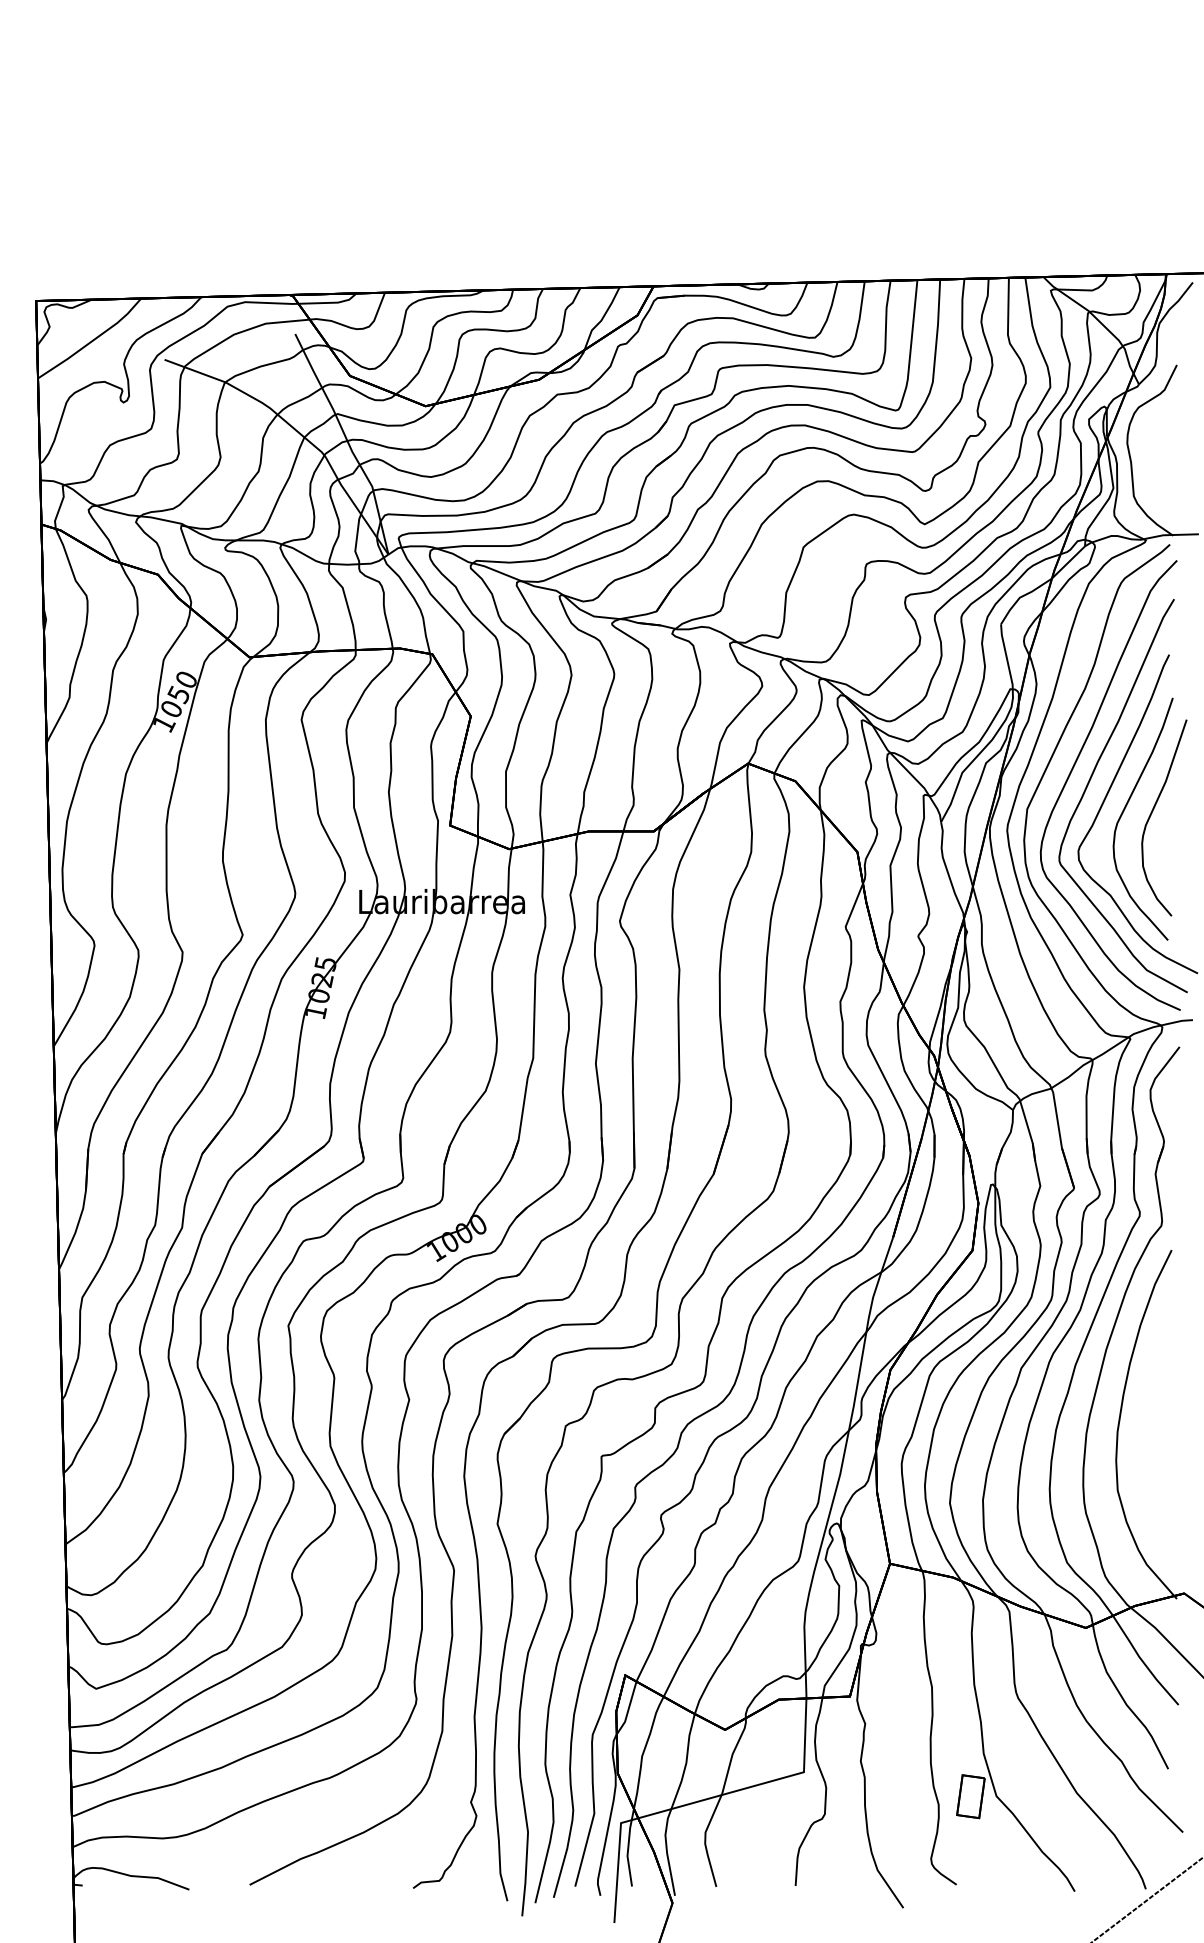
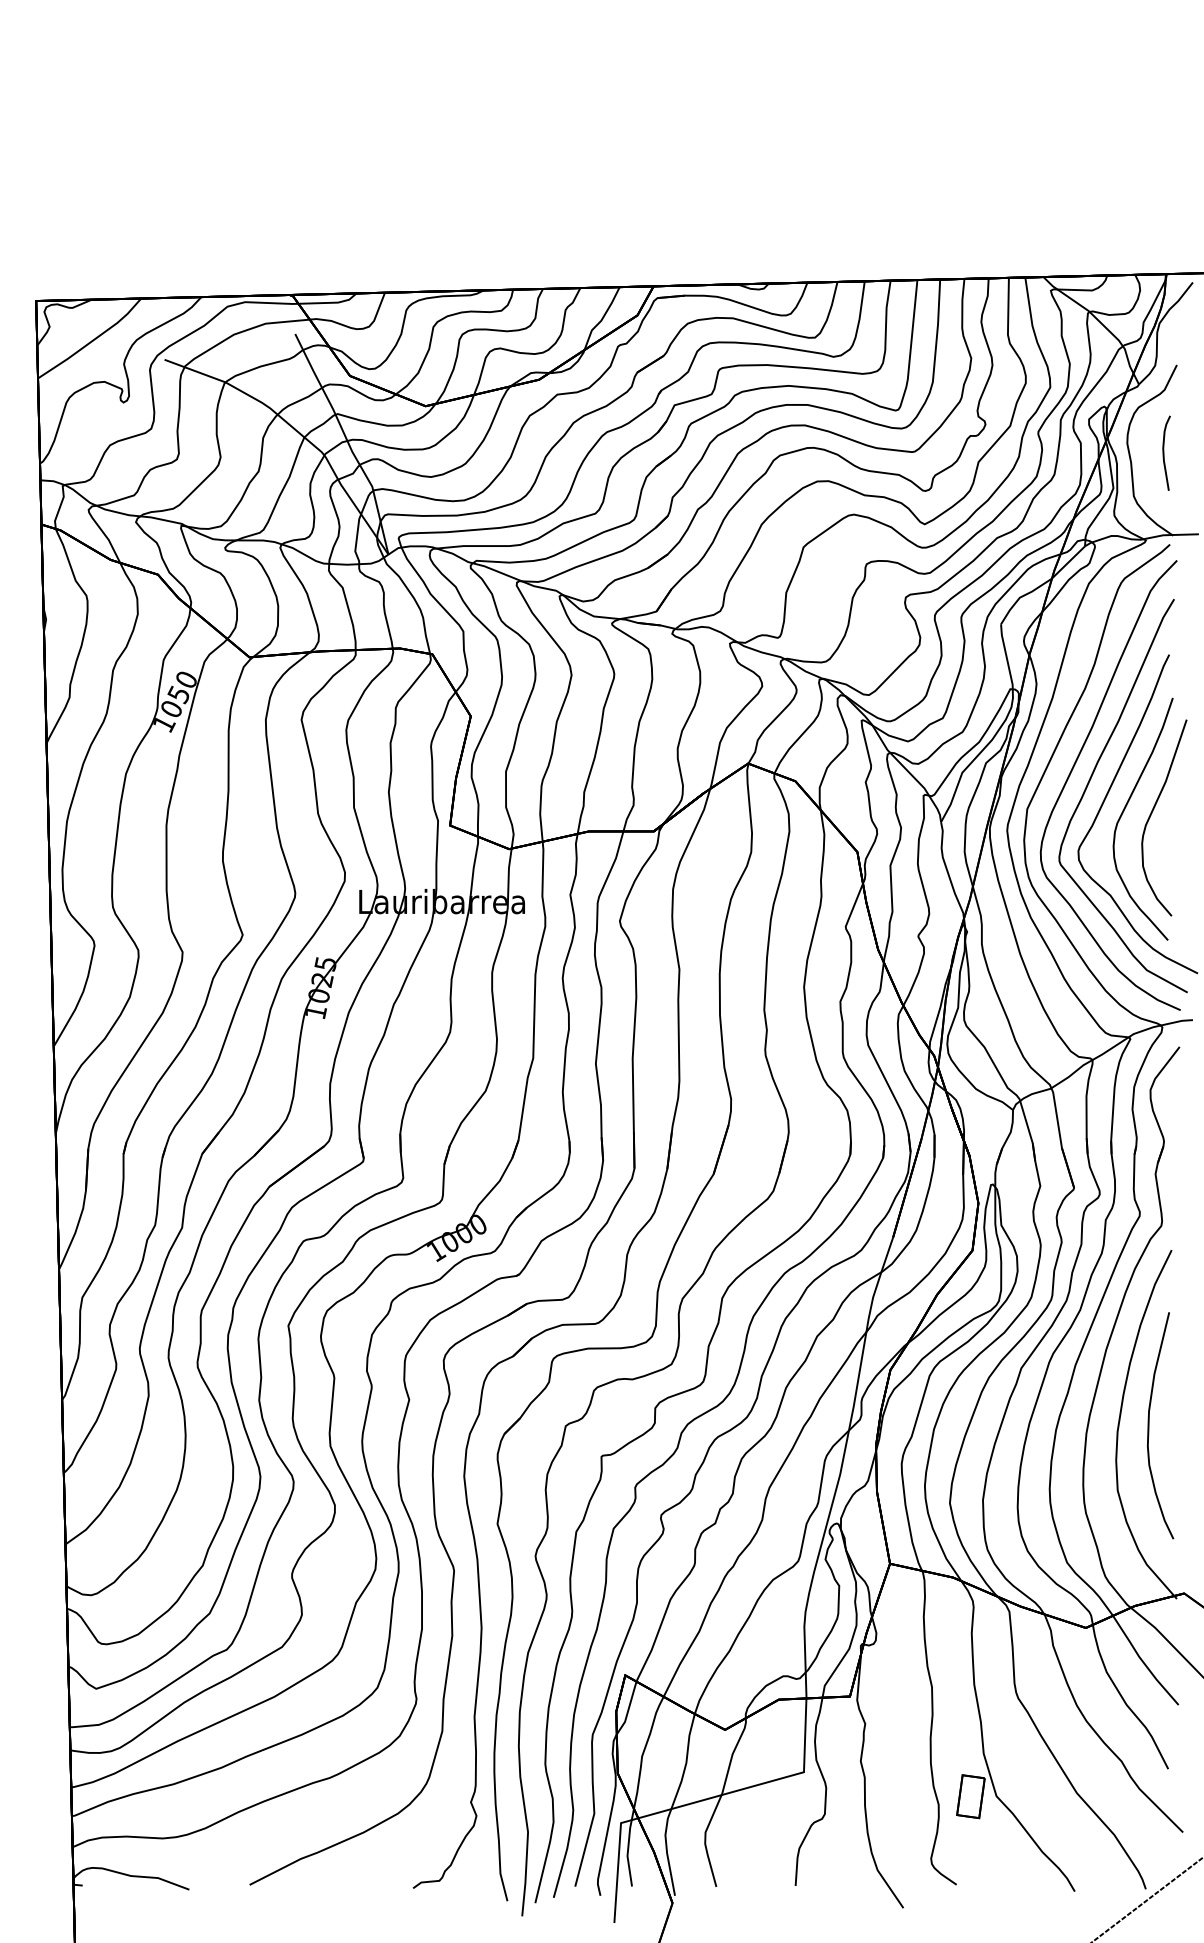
curve: none -> present (1164, 452)
curve: none -> present (1149, 1425)
